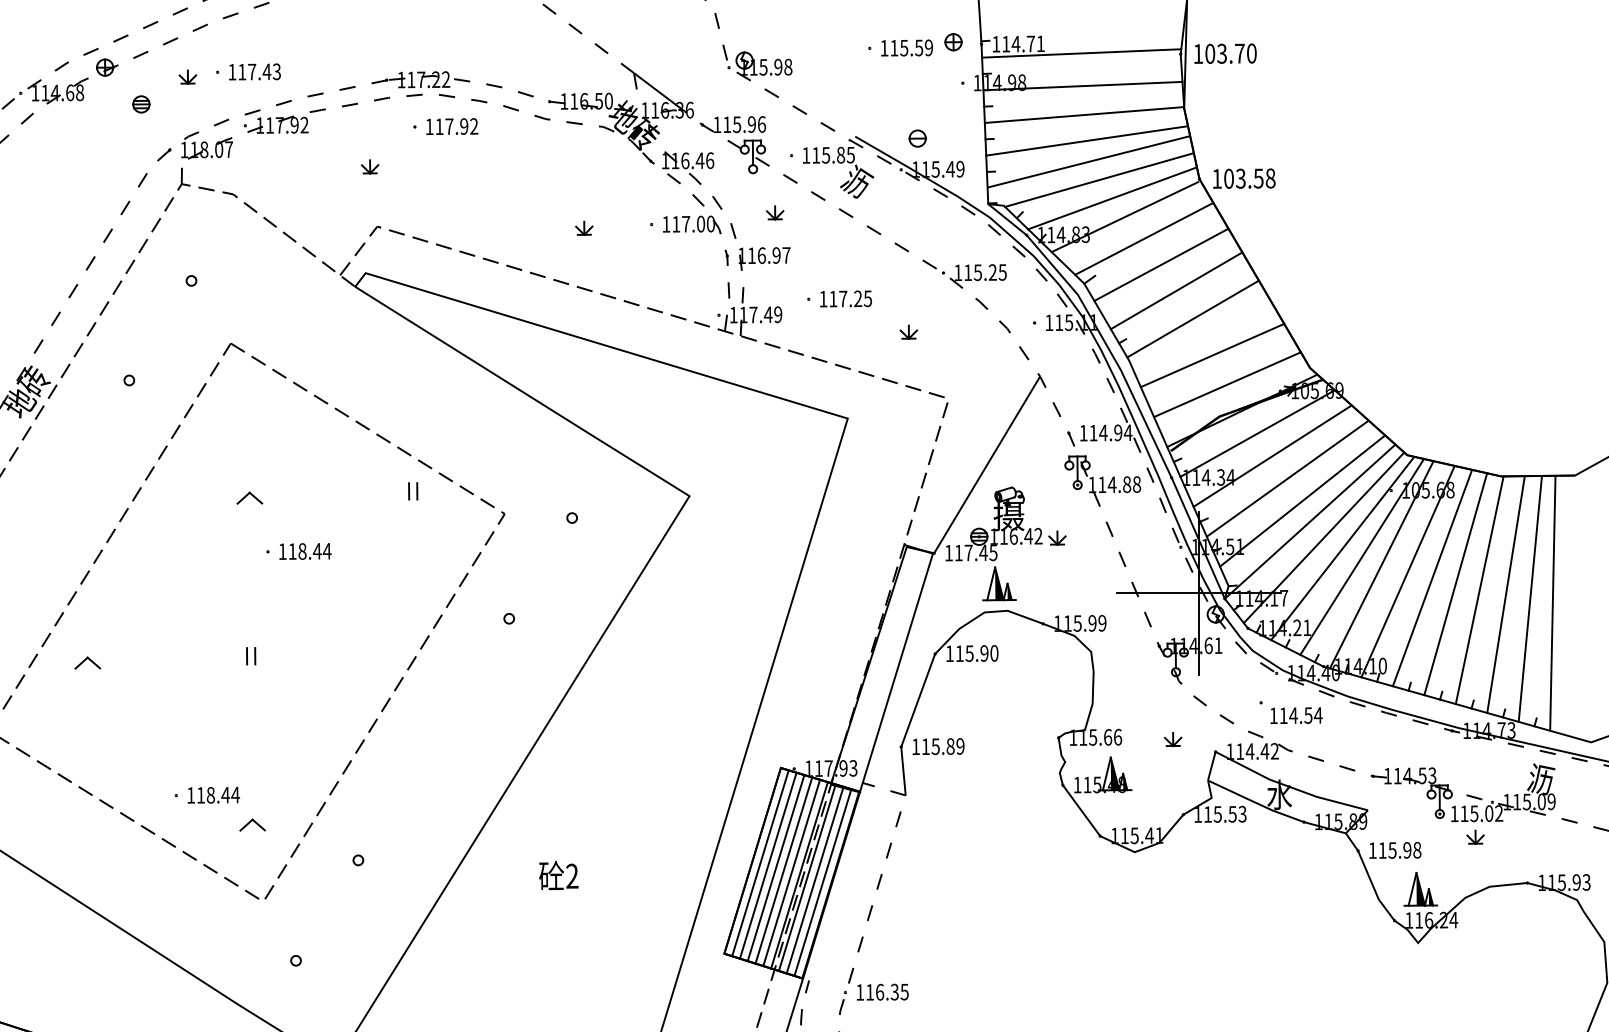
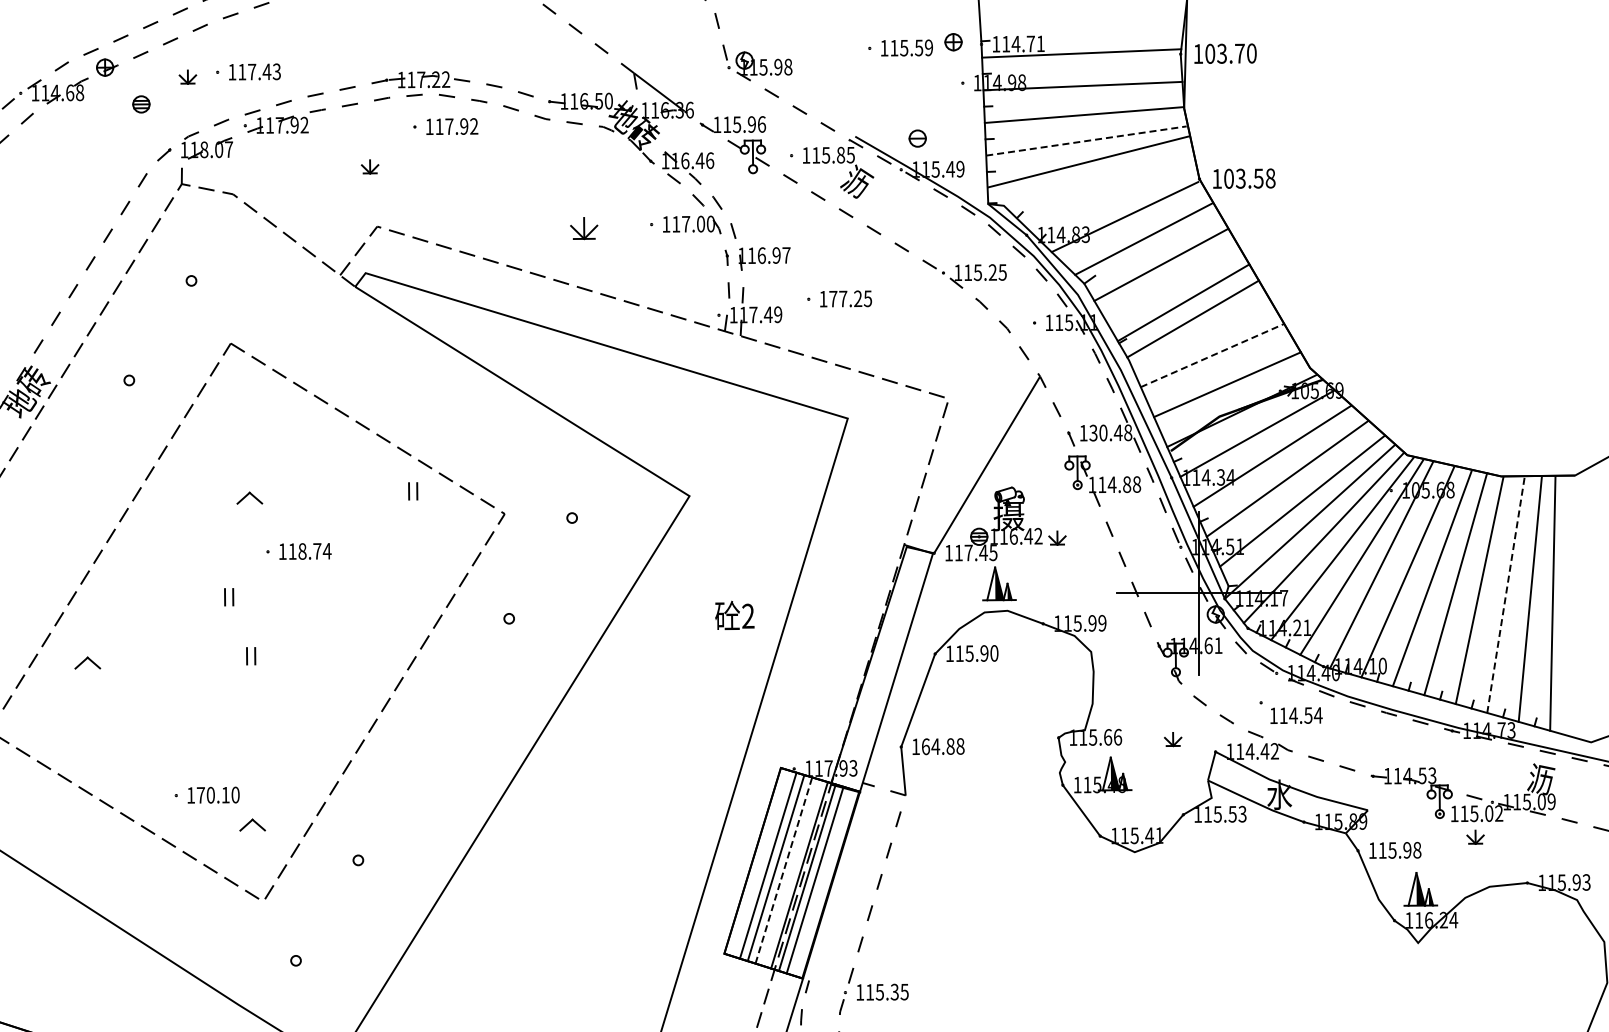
line: solid -> dashed (1086, 140)
line: present -> none (1099, 179)
line: present -> none (1112, 198)
part: present -> none (775, 212)
part size: 19x16 px -> 29x24 px (584, 228)
line position: (1176, 290) -> (1183, 302) (1183, 302)
text: 117.25 -> 177.25 (833, 298)
part: present -> none (908, 331)
line: solid -> dashed (1213, 355)
text: 114.94 -> 130.48 (1110, 432)
text: 118.44 -> 118.74 (316, 551)
line: solid -> dashed (1506, 594)
part: none -> present (229, 597)
text: 115.89 -> 164.88 (943, 746)
text: 118.44 -> 170.10 (217, 794)
line: present -> none (760, 863)
line: solid -> dashed (784, 870)
line: present -> none (791, 872)
text position: (558, 874) -> (734, 614) (734, 614)
line: present -> none (822, 882)
text: 116.35 -> 115.35 (879, 991)
